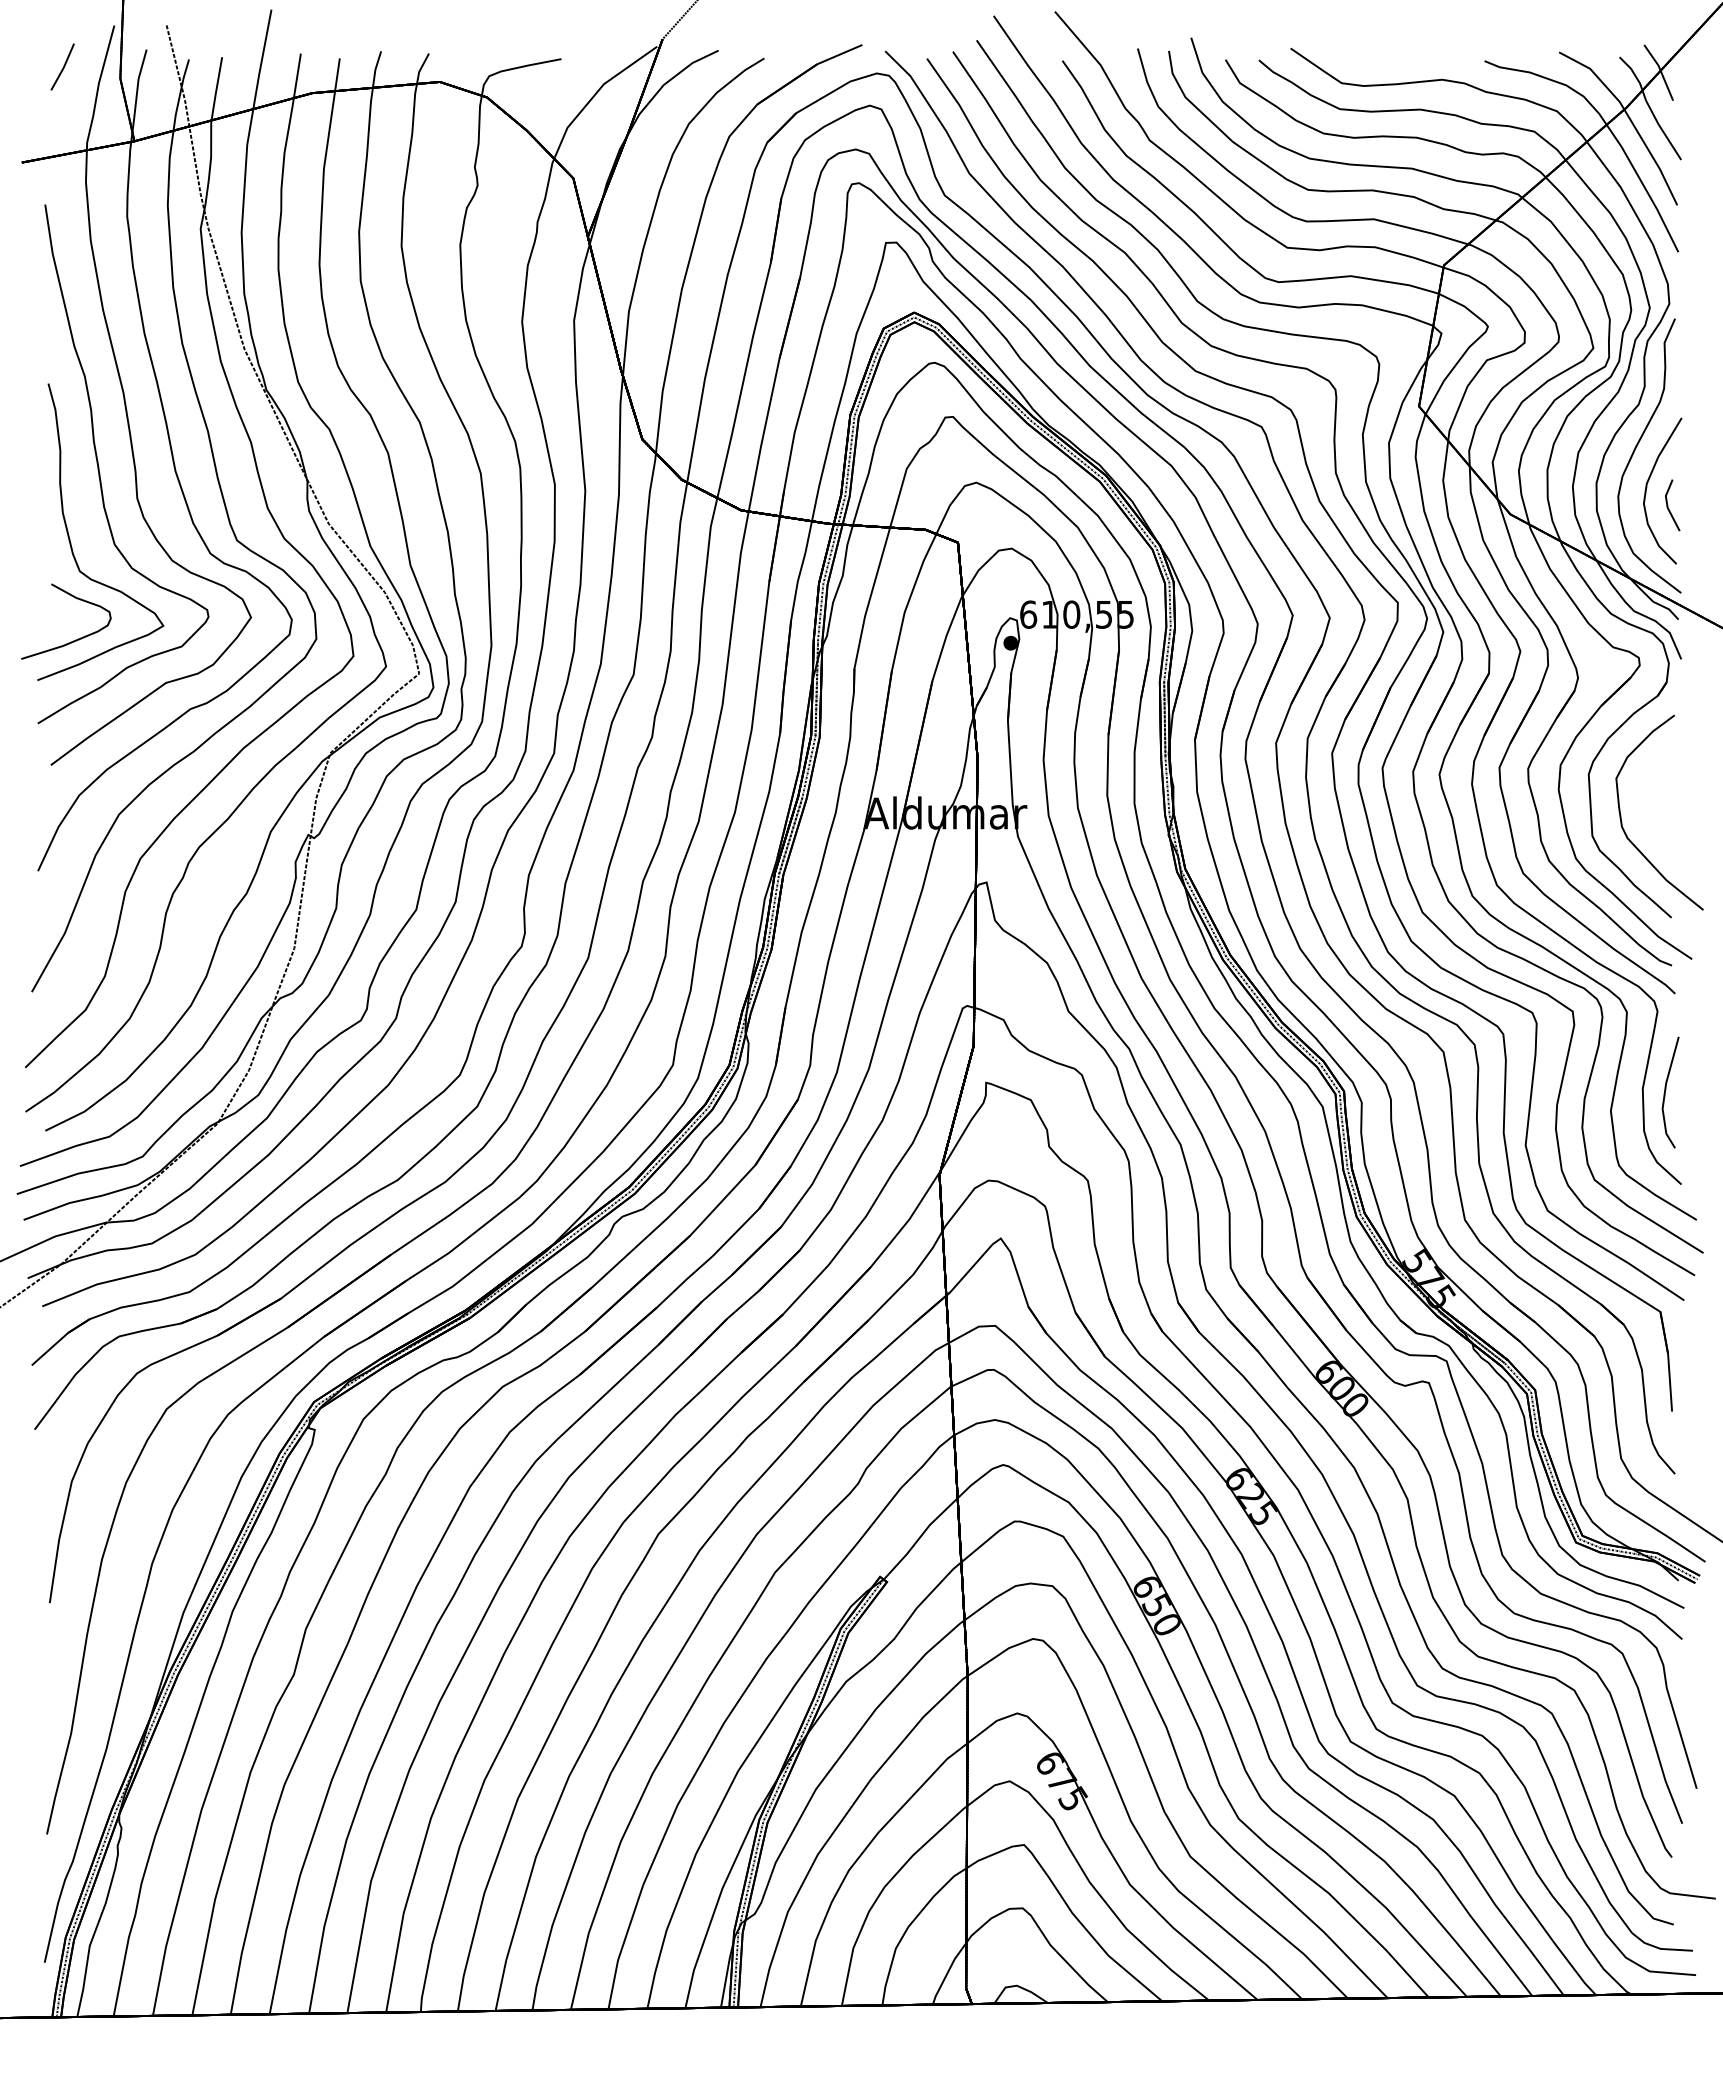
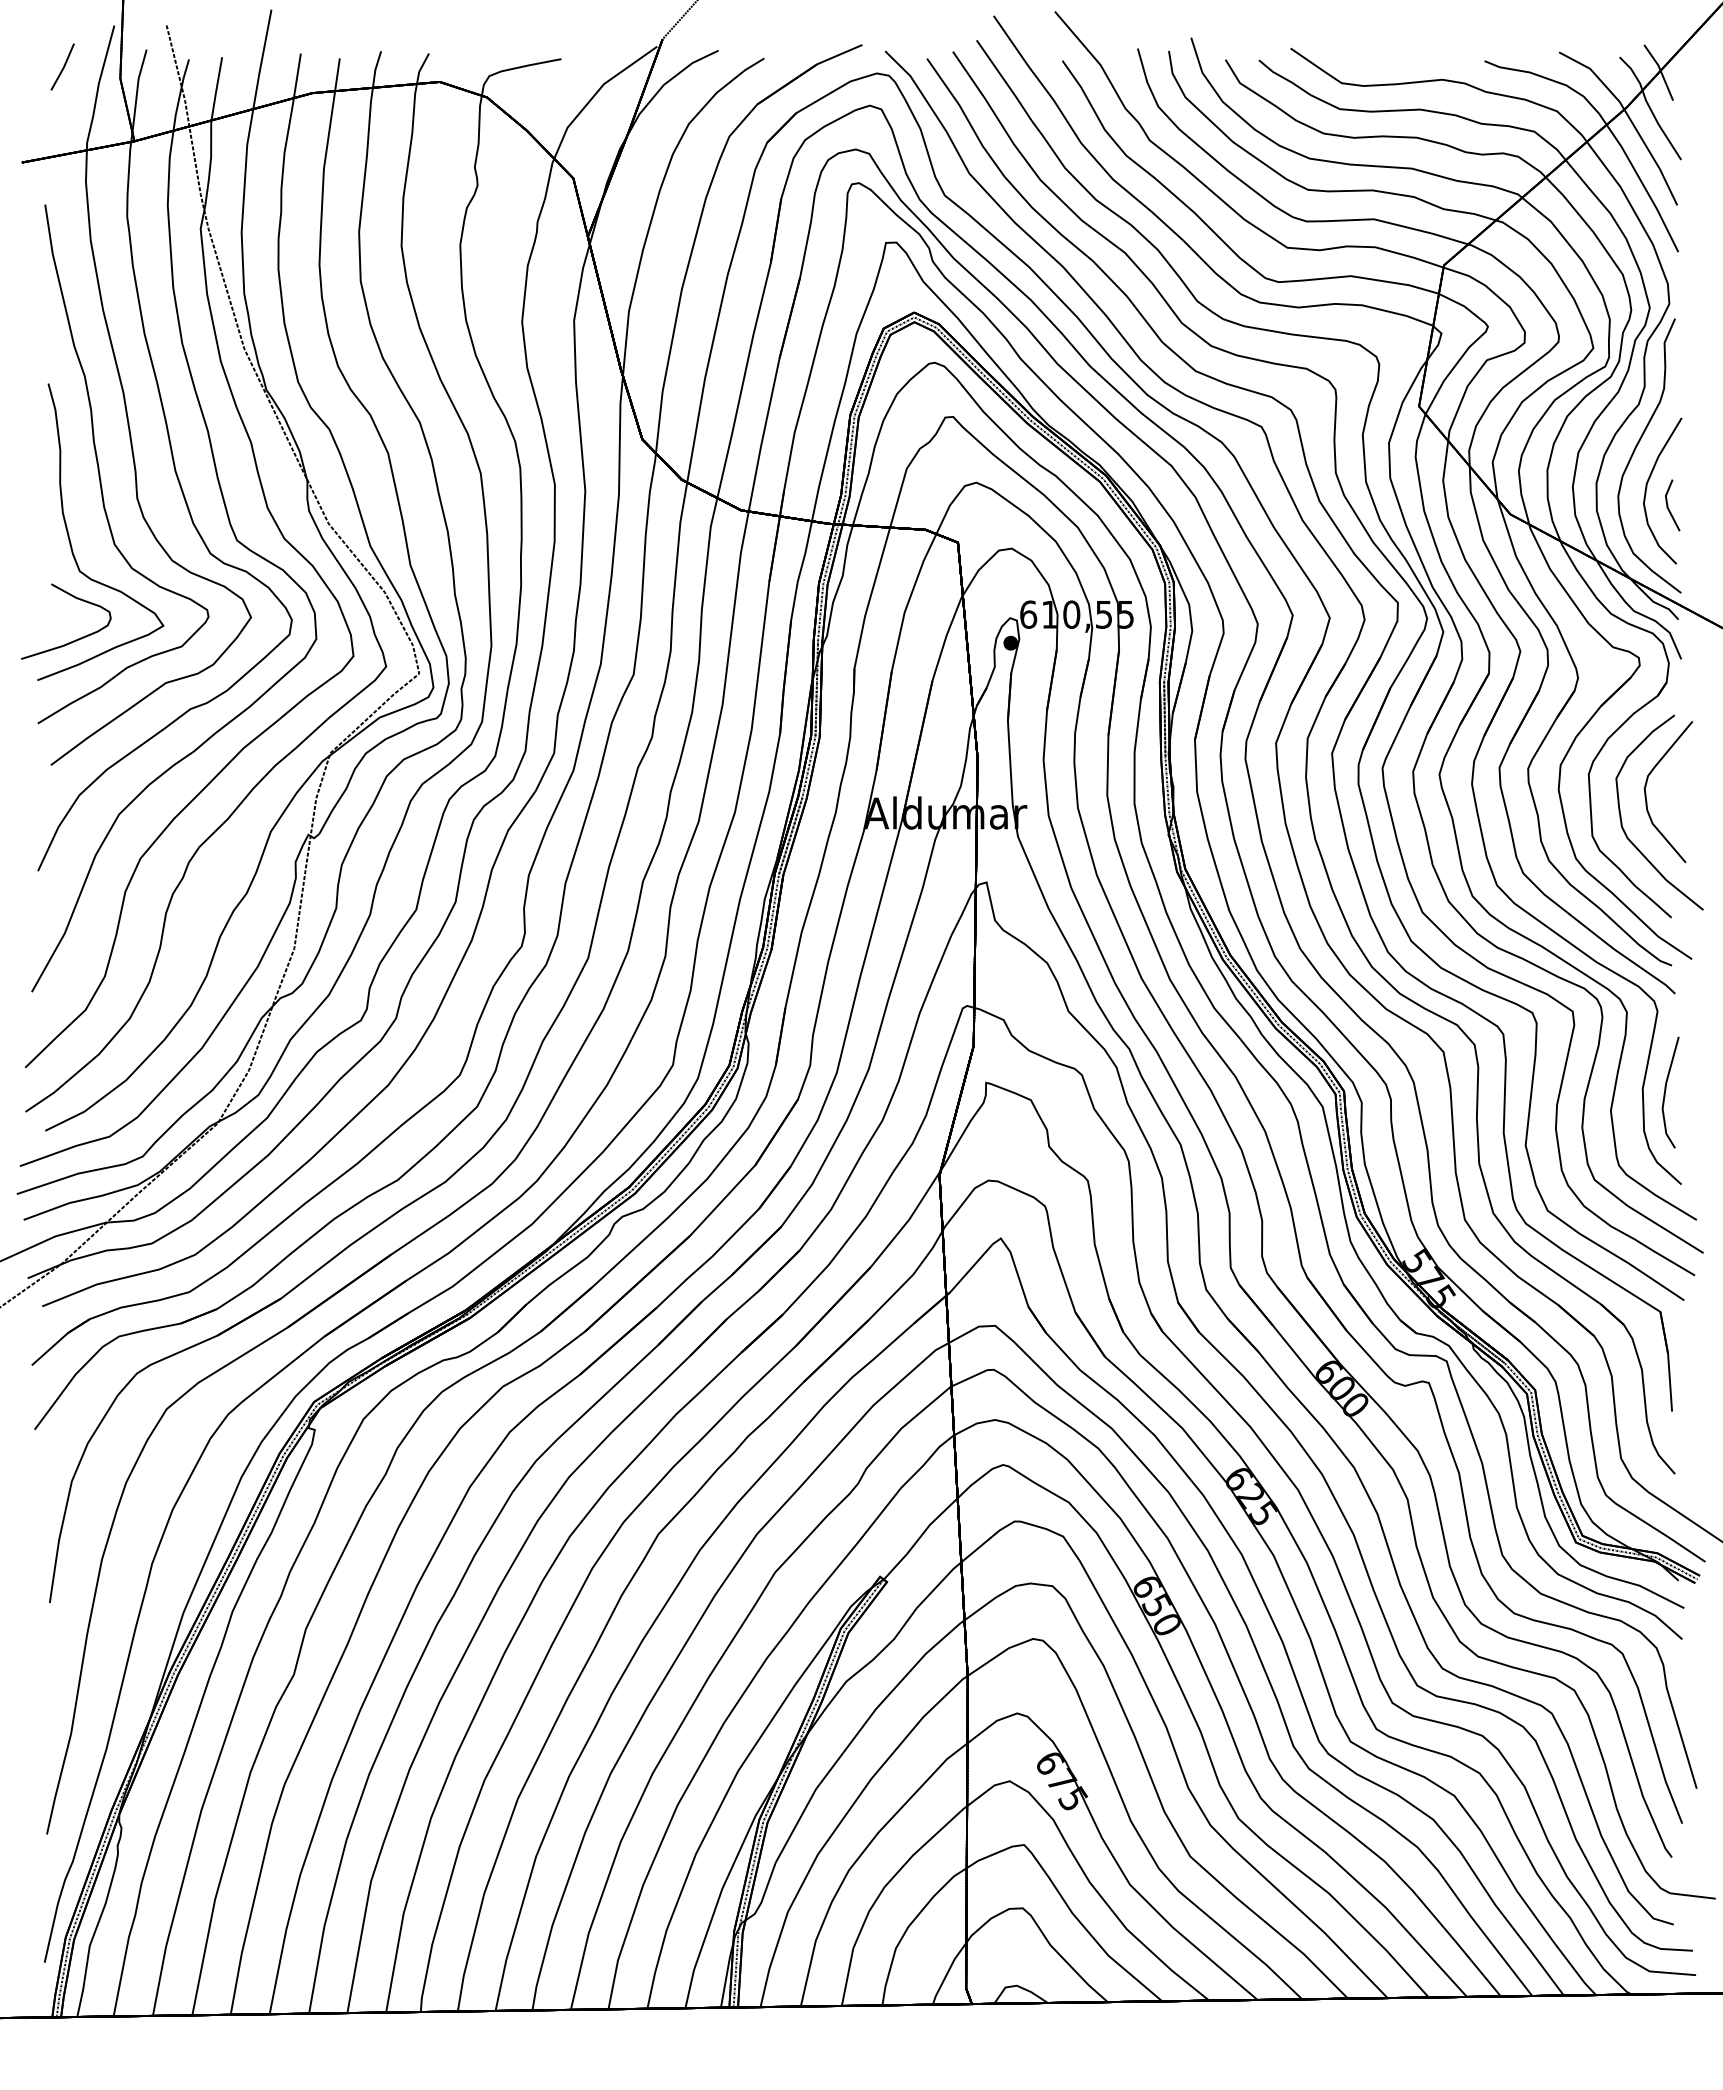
part: none -> present (1646, 792)
